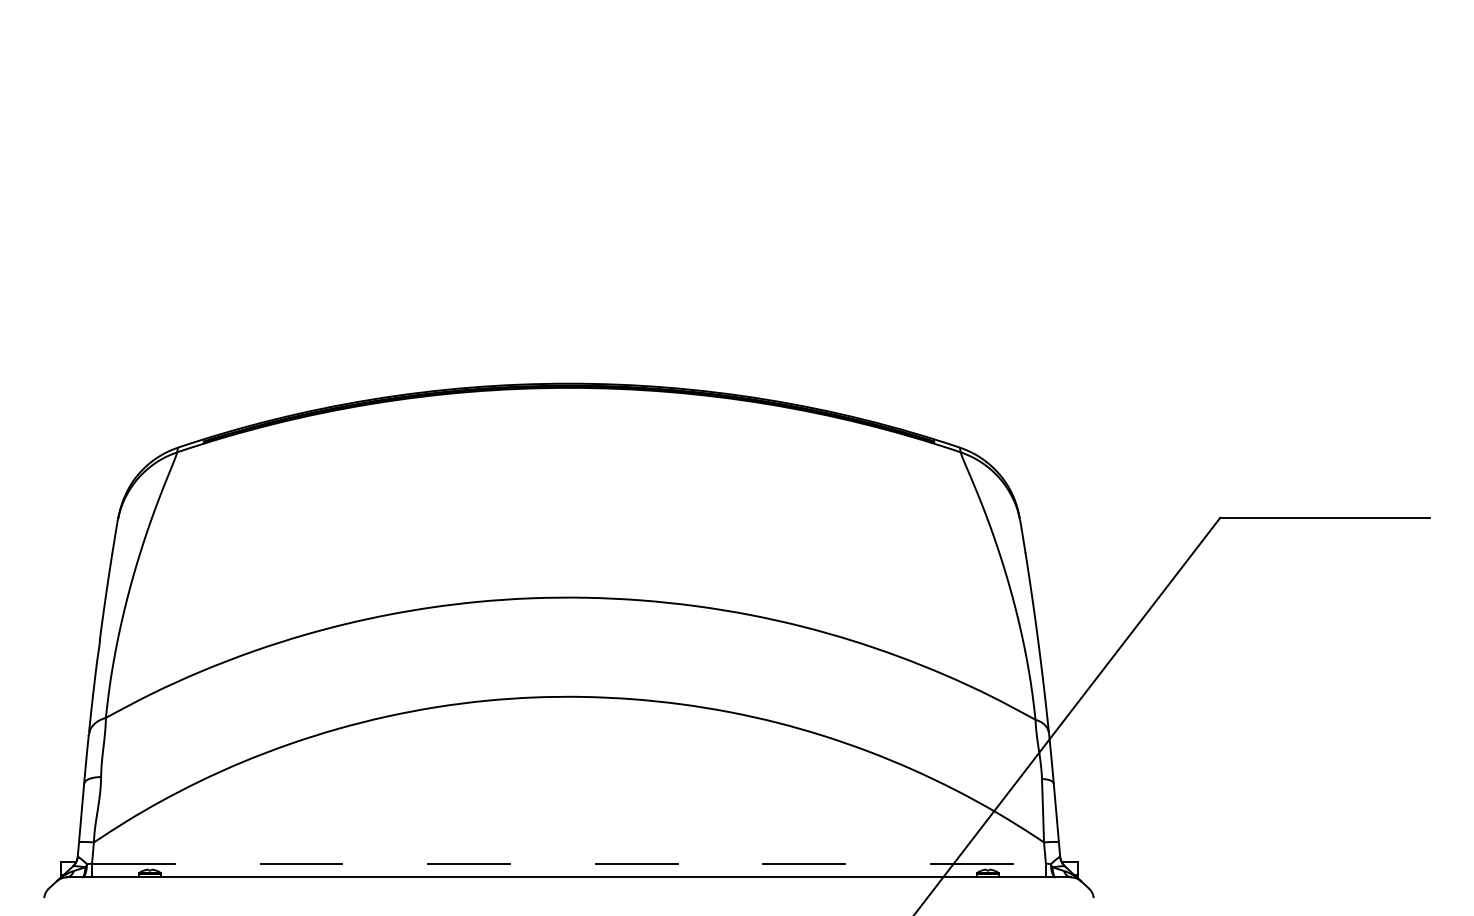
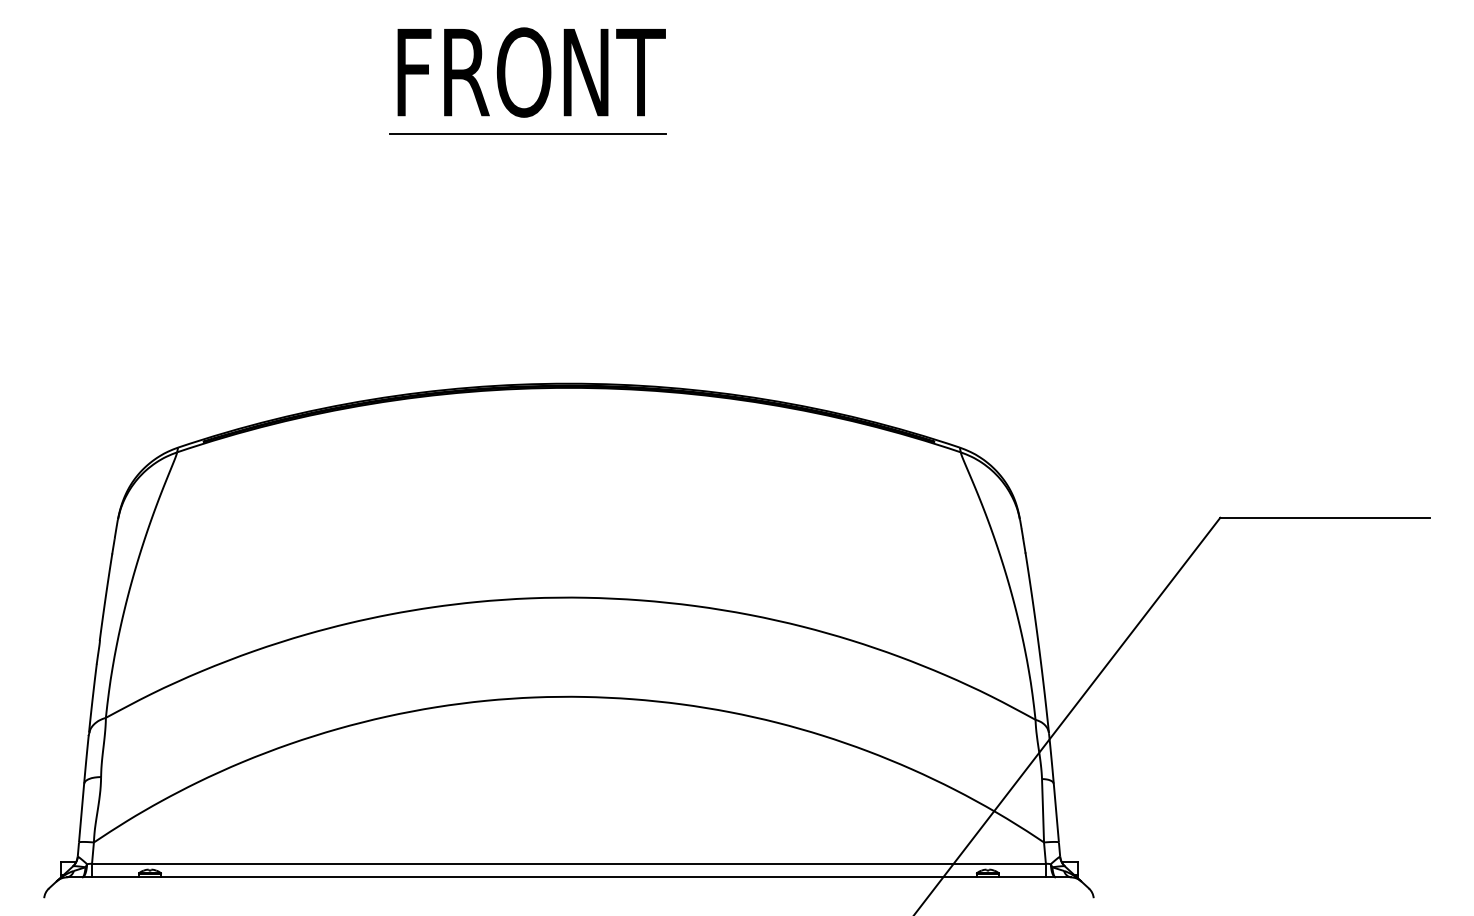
part: none -> present (527, 80)
line: dashed -> solid (568, 863)
